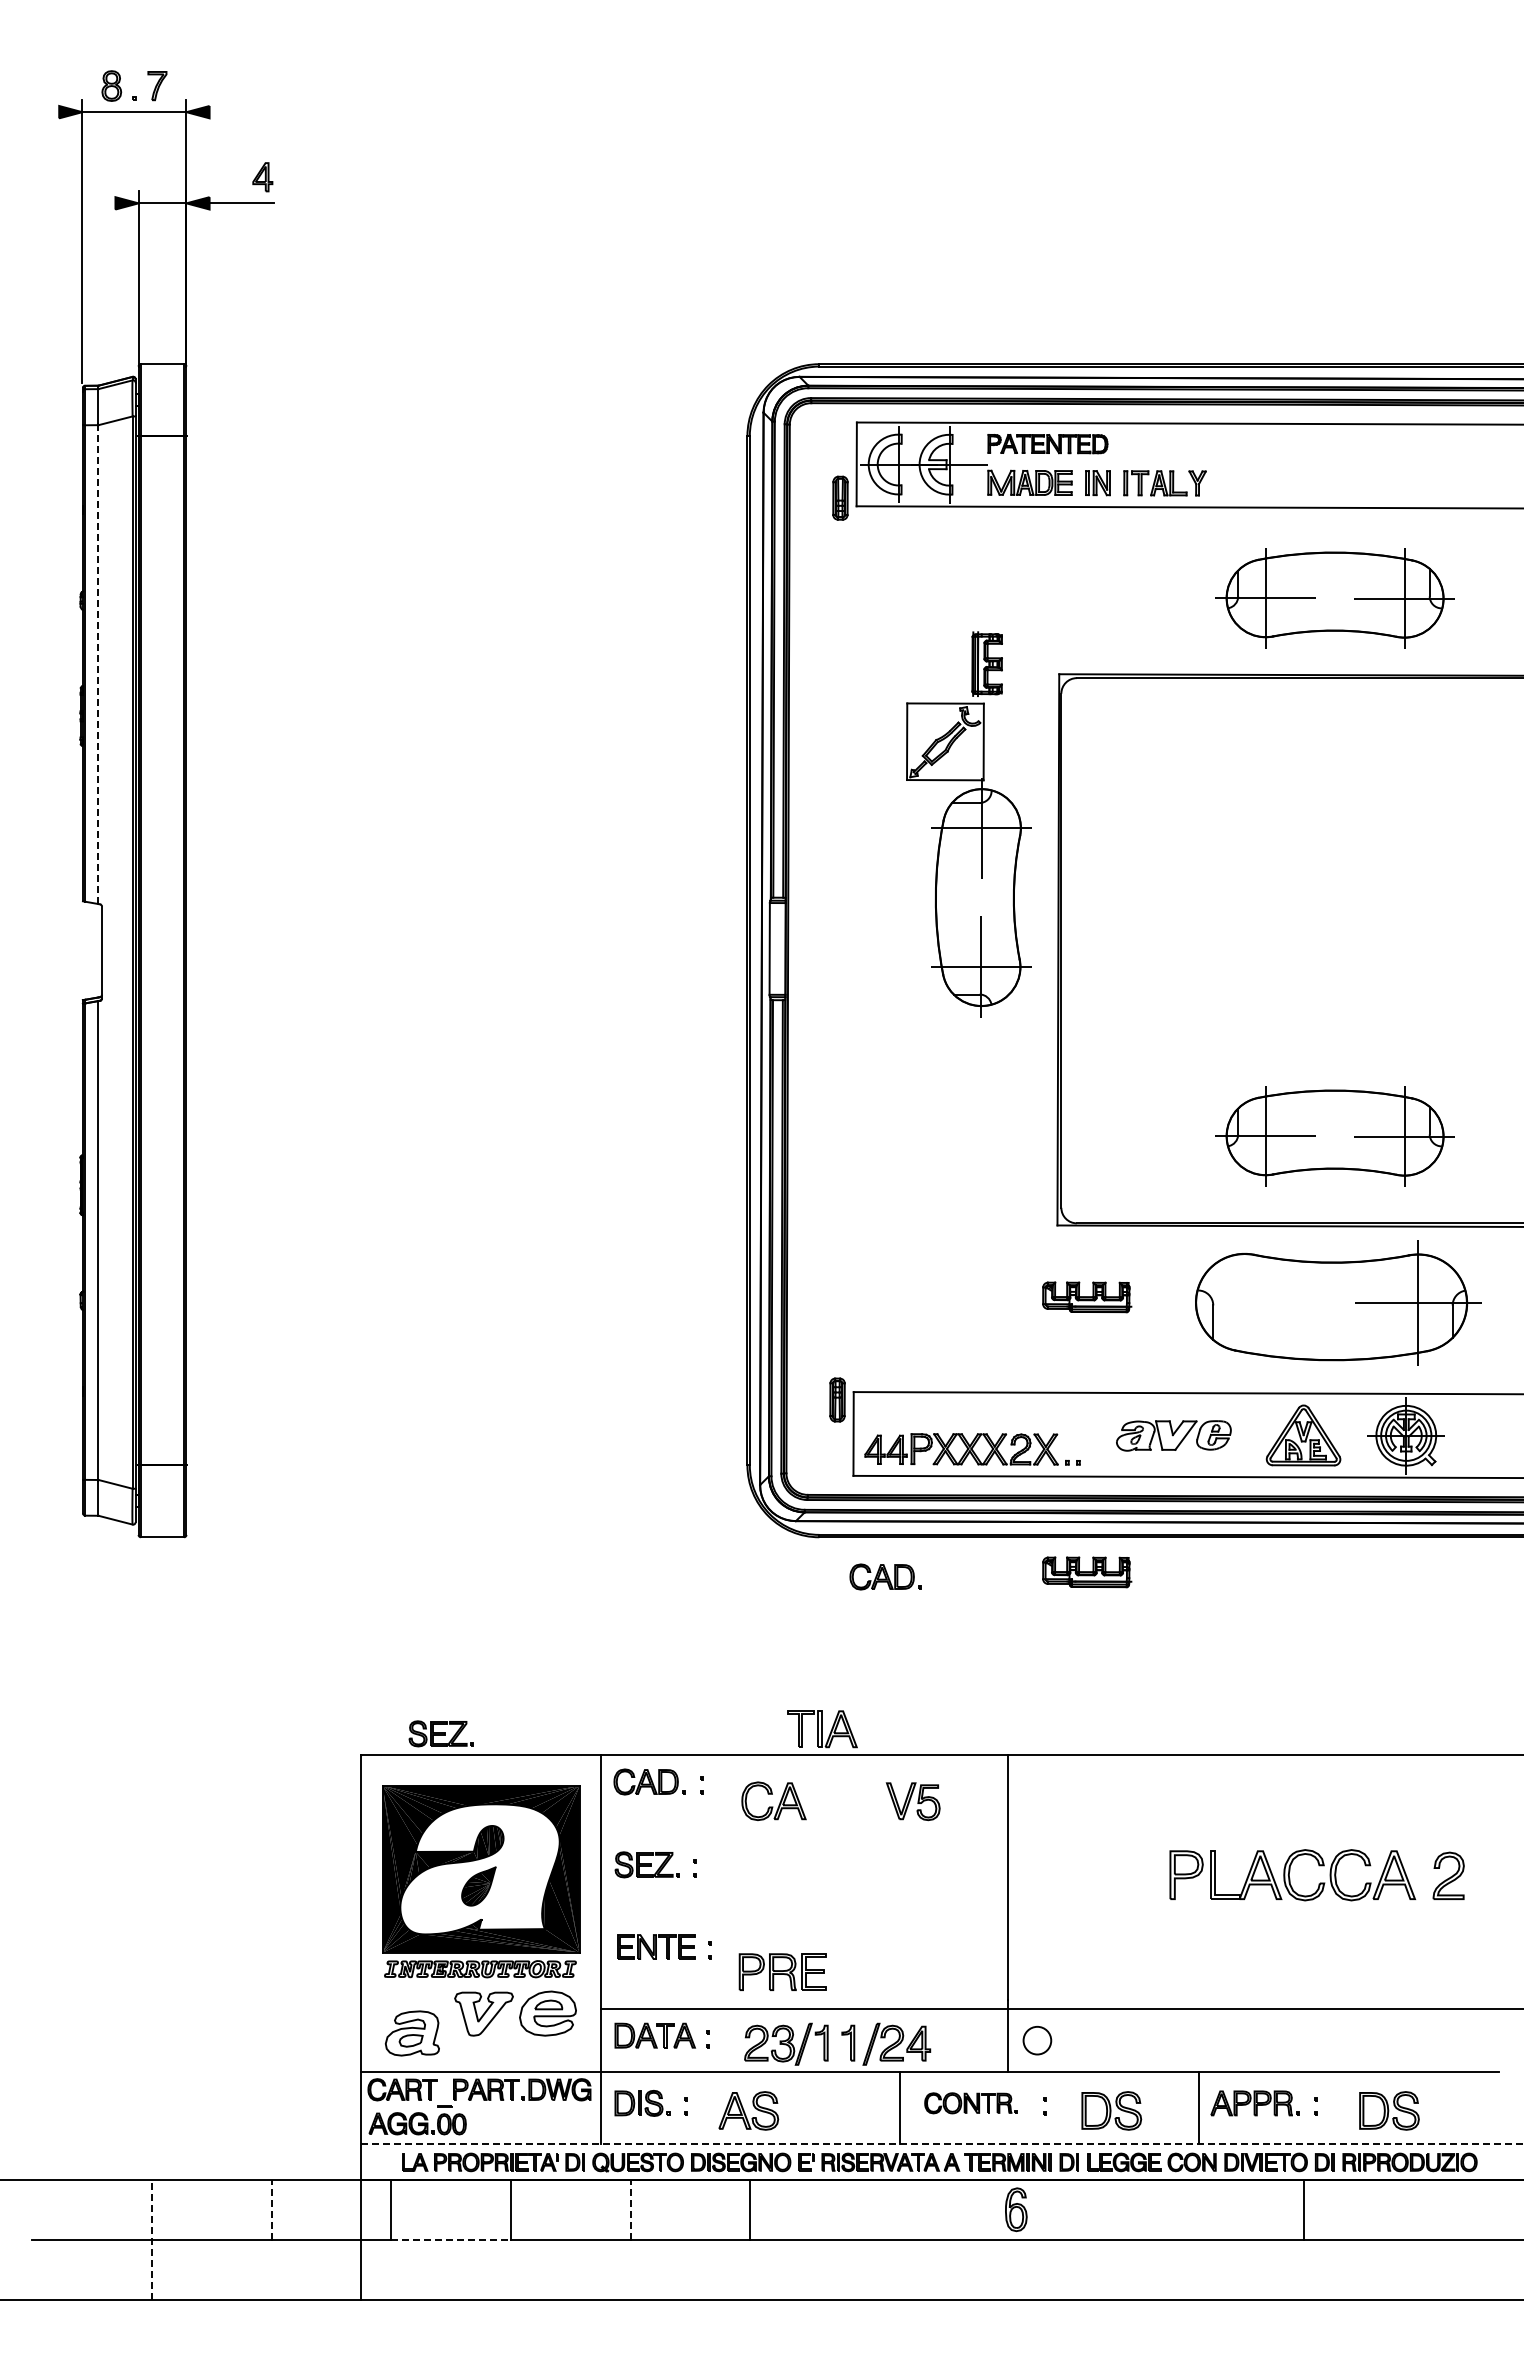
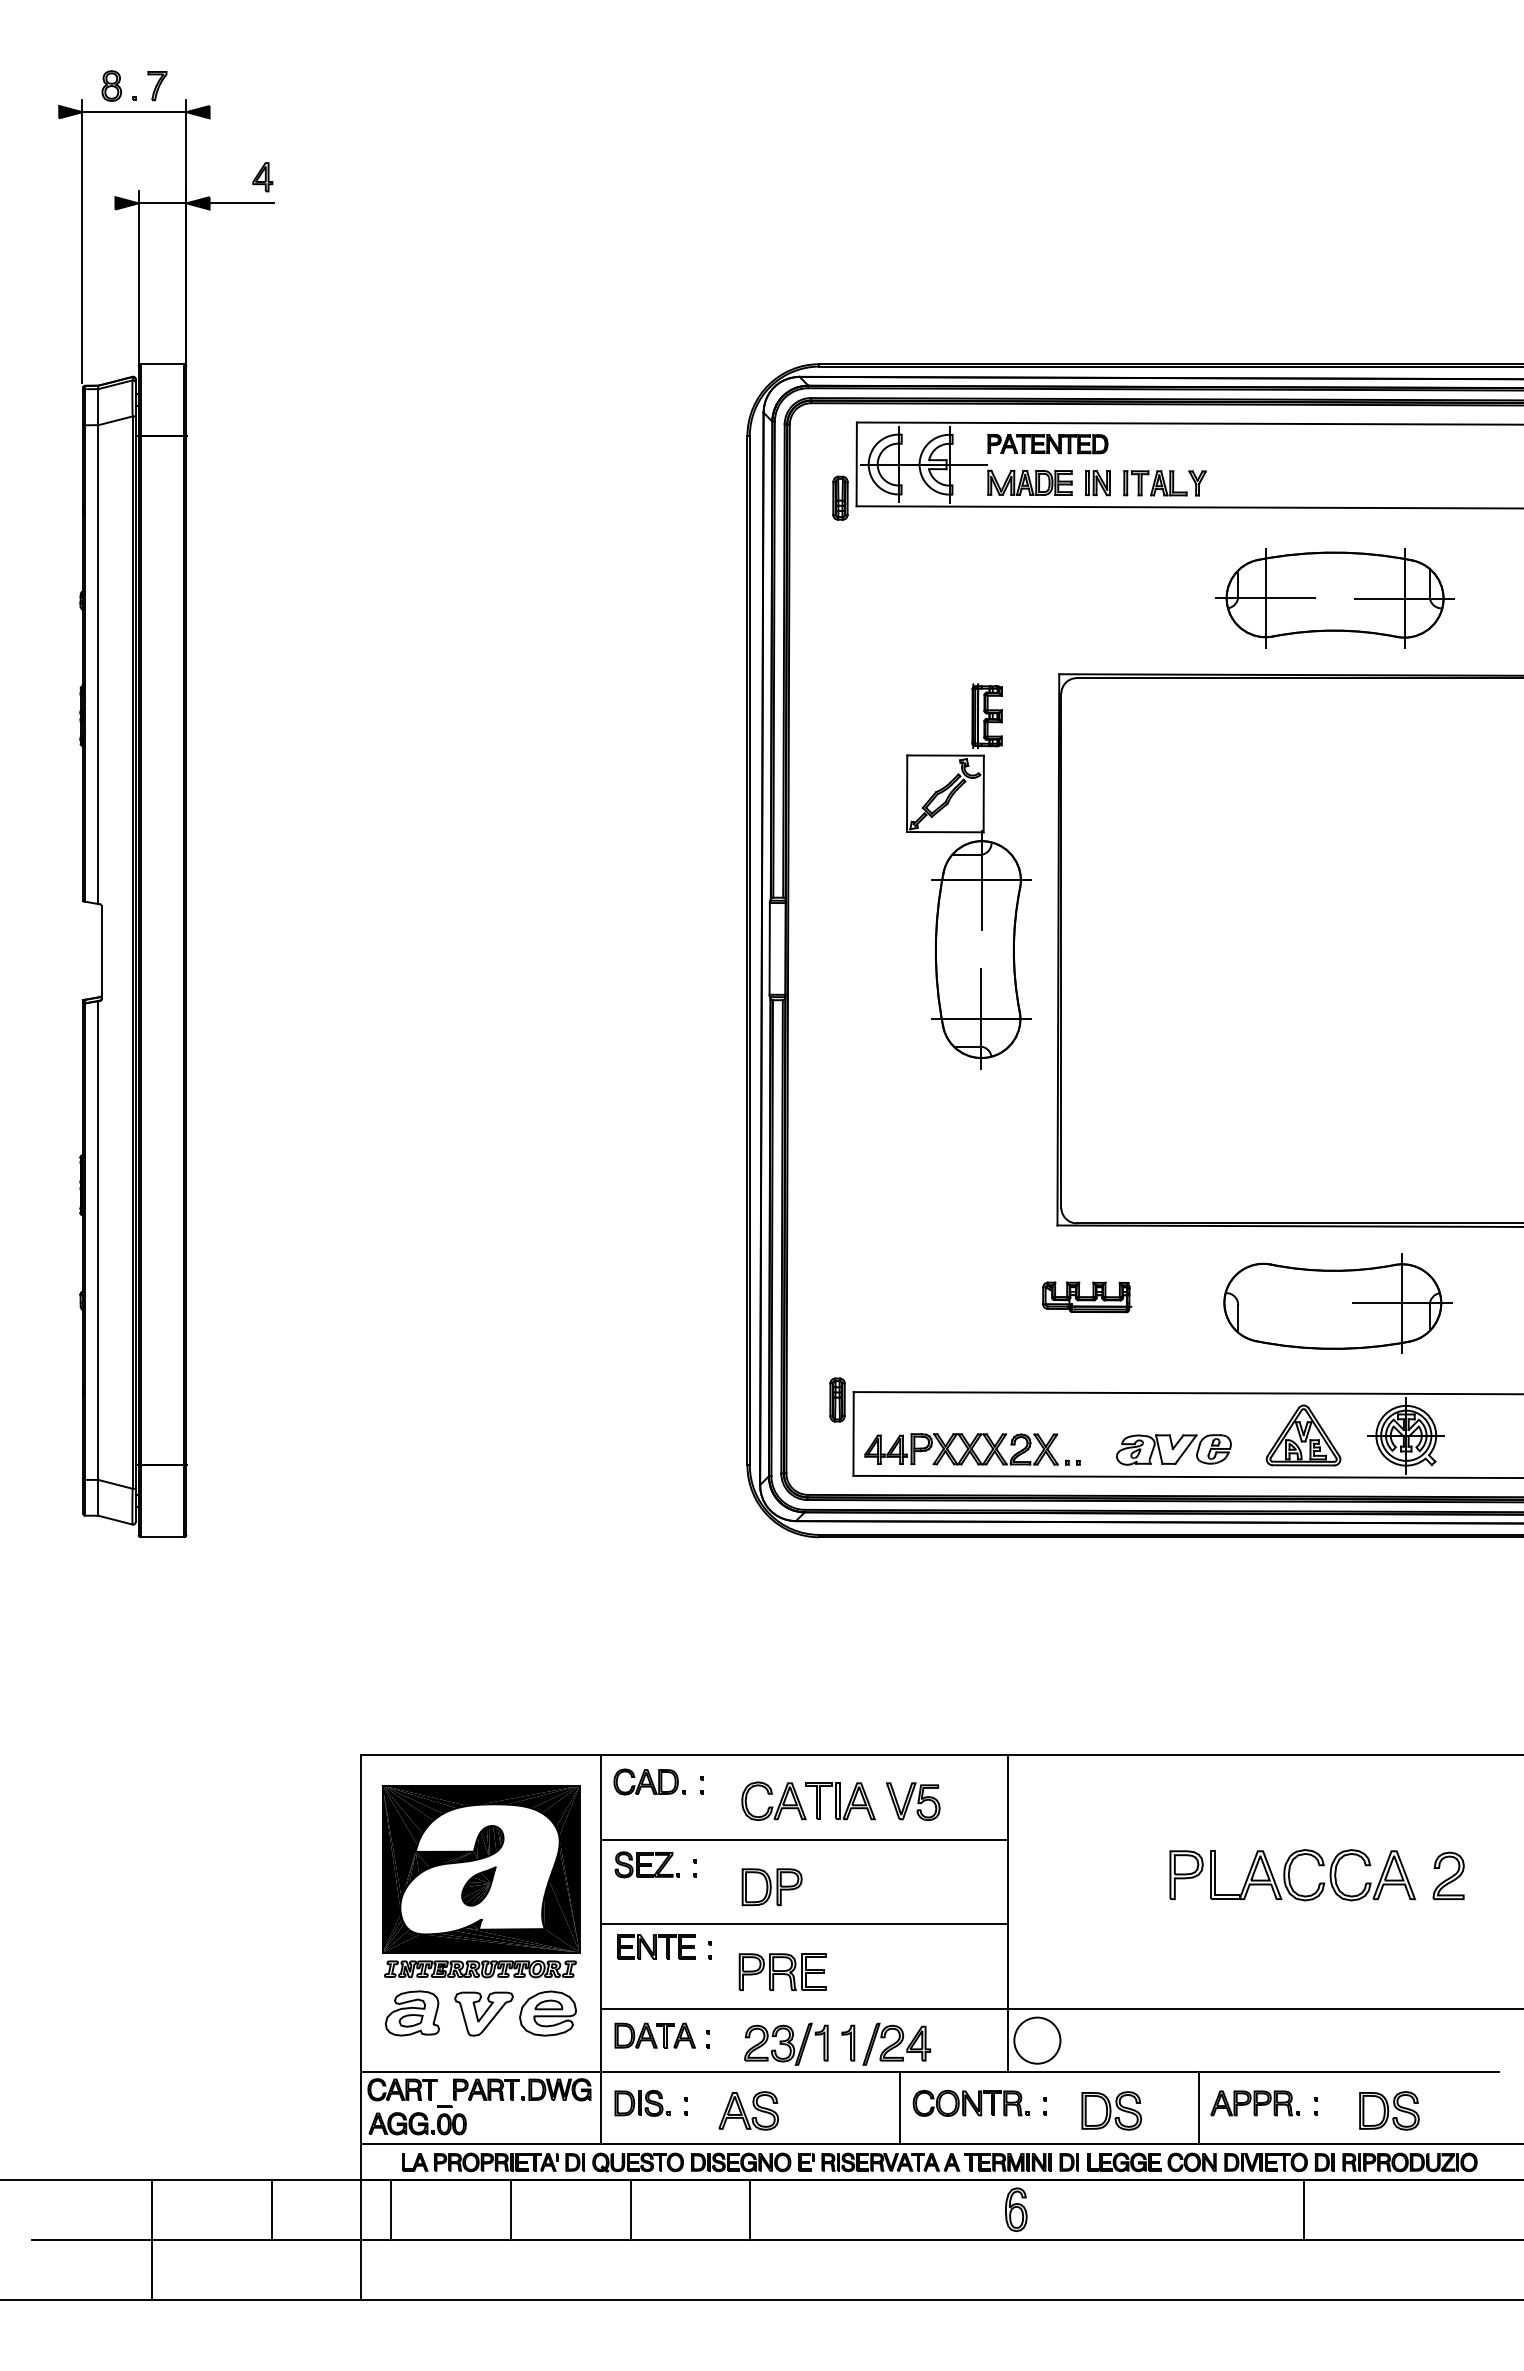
line: dashed -> solid (98, 664)
part position: (968, 824) -> (968, 876) (968, 876)
part: present -> none (1334, 1136)
part size: 287x126 px -> 230x101 px (1337, 1303)
part position: (1173, 1435) -> (1173, 1449) (1173, 1449)
part: present -> none (1087, 1572)
part: present -> none (885, 1576)
part position: (822, 1729) -> (840, 1801) (840, 1801)
part: present -> none (440, 1733)
line: none -> present (803, 1839)
part: none -> present (771, 1887)
line: none -> present (803, 1924)
part position: (411, 2033) -> (411, 2013) (411, 2013)
circle diameter: 28 px -> 46 px (1037, 2040)
part size: 94x23 px -> 118x28 px (970, 2102)
line: dashed -> solid (942, 2144)
line: dashed -> solid (271, 2210)
line: dashed -> solid (630, 2210)
line: dashed -> solid (151, 2240)
line: dashed -> solid (451, 2240)
